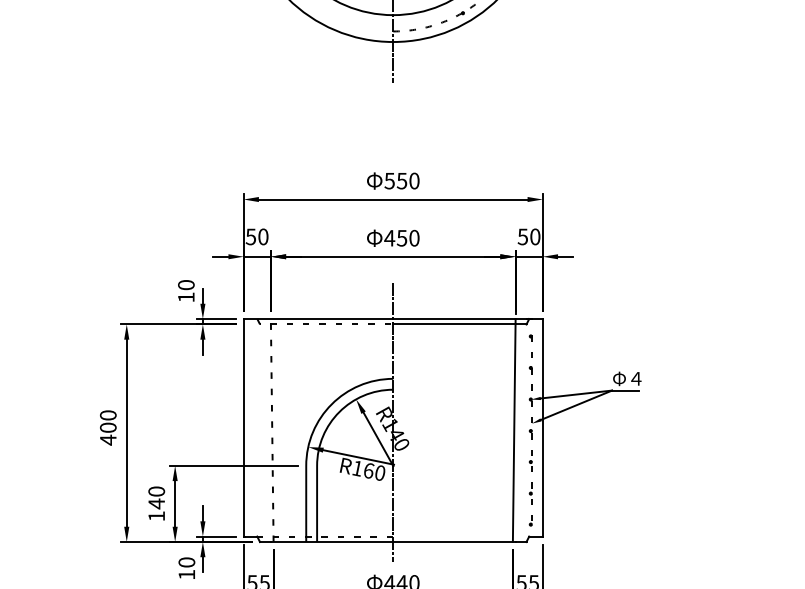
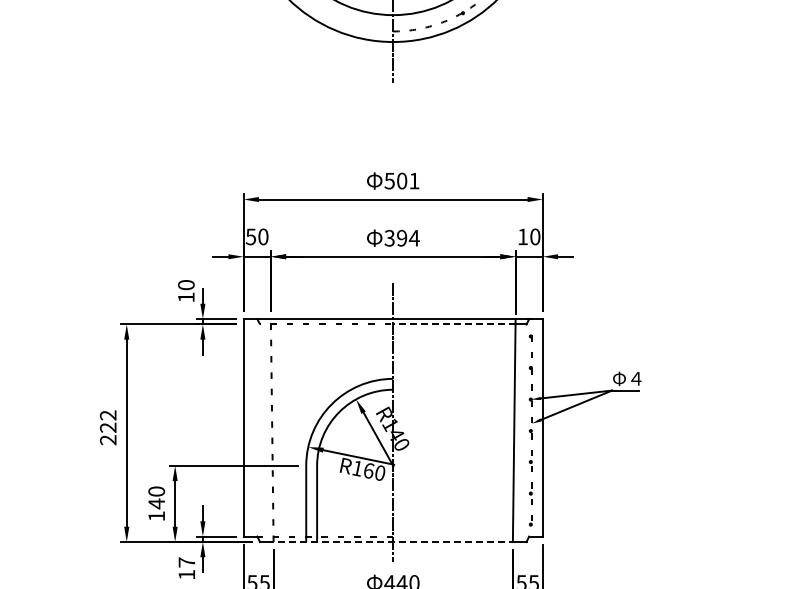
text: 550 -> 501 (407, 180)
text: 50 -> 10 (522, 236)
text: 450 -> 394 (401, 237)
line: solid -> dashed (453, 324)
text: 400 -> 222 (107, 427)
line: solid -> dashed (392, 542)
text: 10 -> 17 (186, 562)
